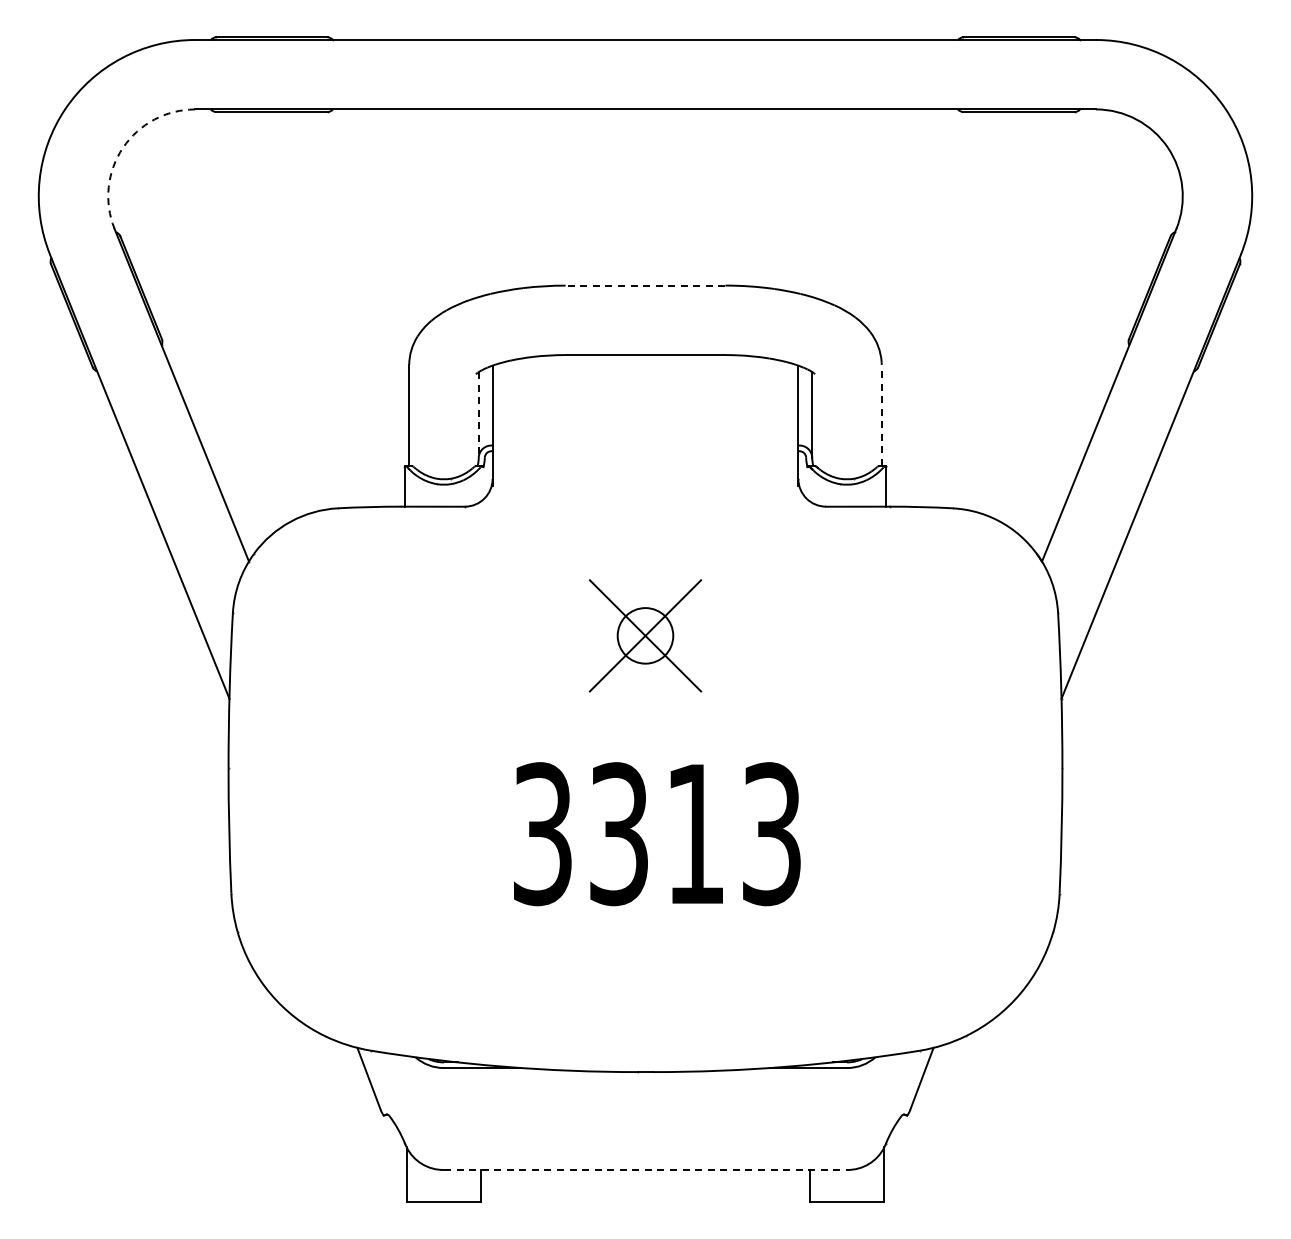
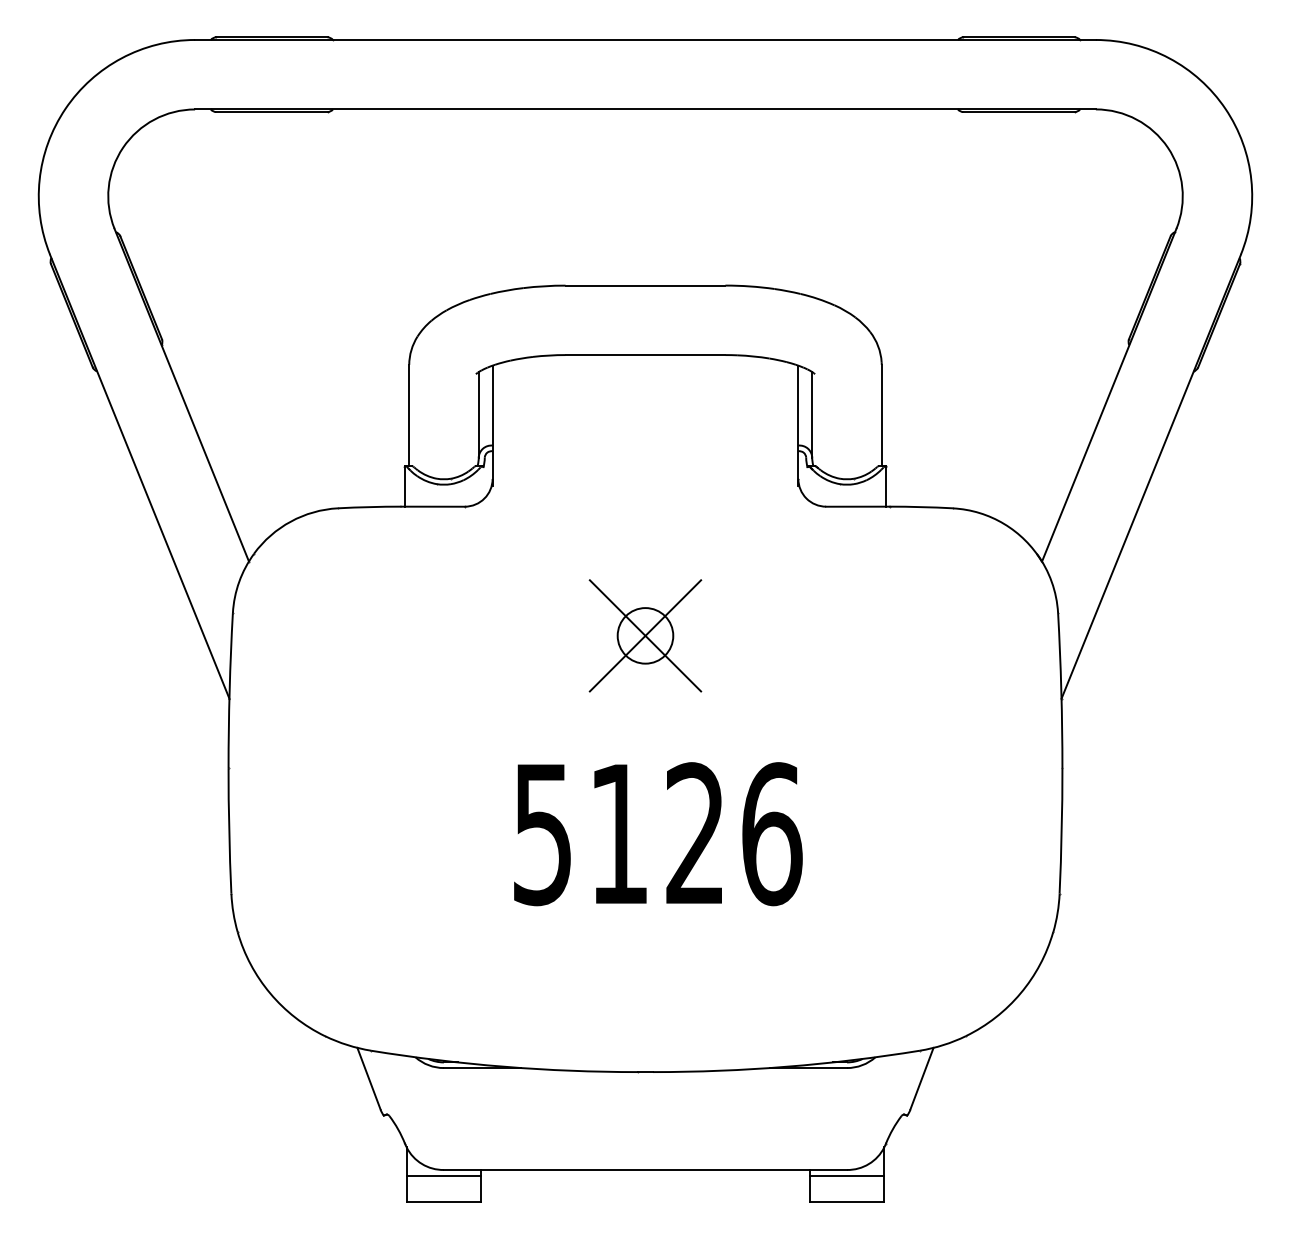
arc: dashed -> solid (123, 147)
line: dashed -> solid (645, 285)
line: dashed -> solid (478, 414)
line: dashed -> solid (881, 415)
text: 3313 -> 5126 (658, 834)
line: dashed -> solid (645, 1169)
line: none -> present (443, 1175)
line: none -> present (846, 1175)
